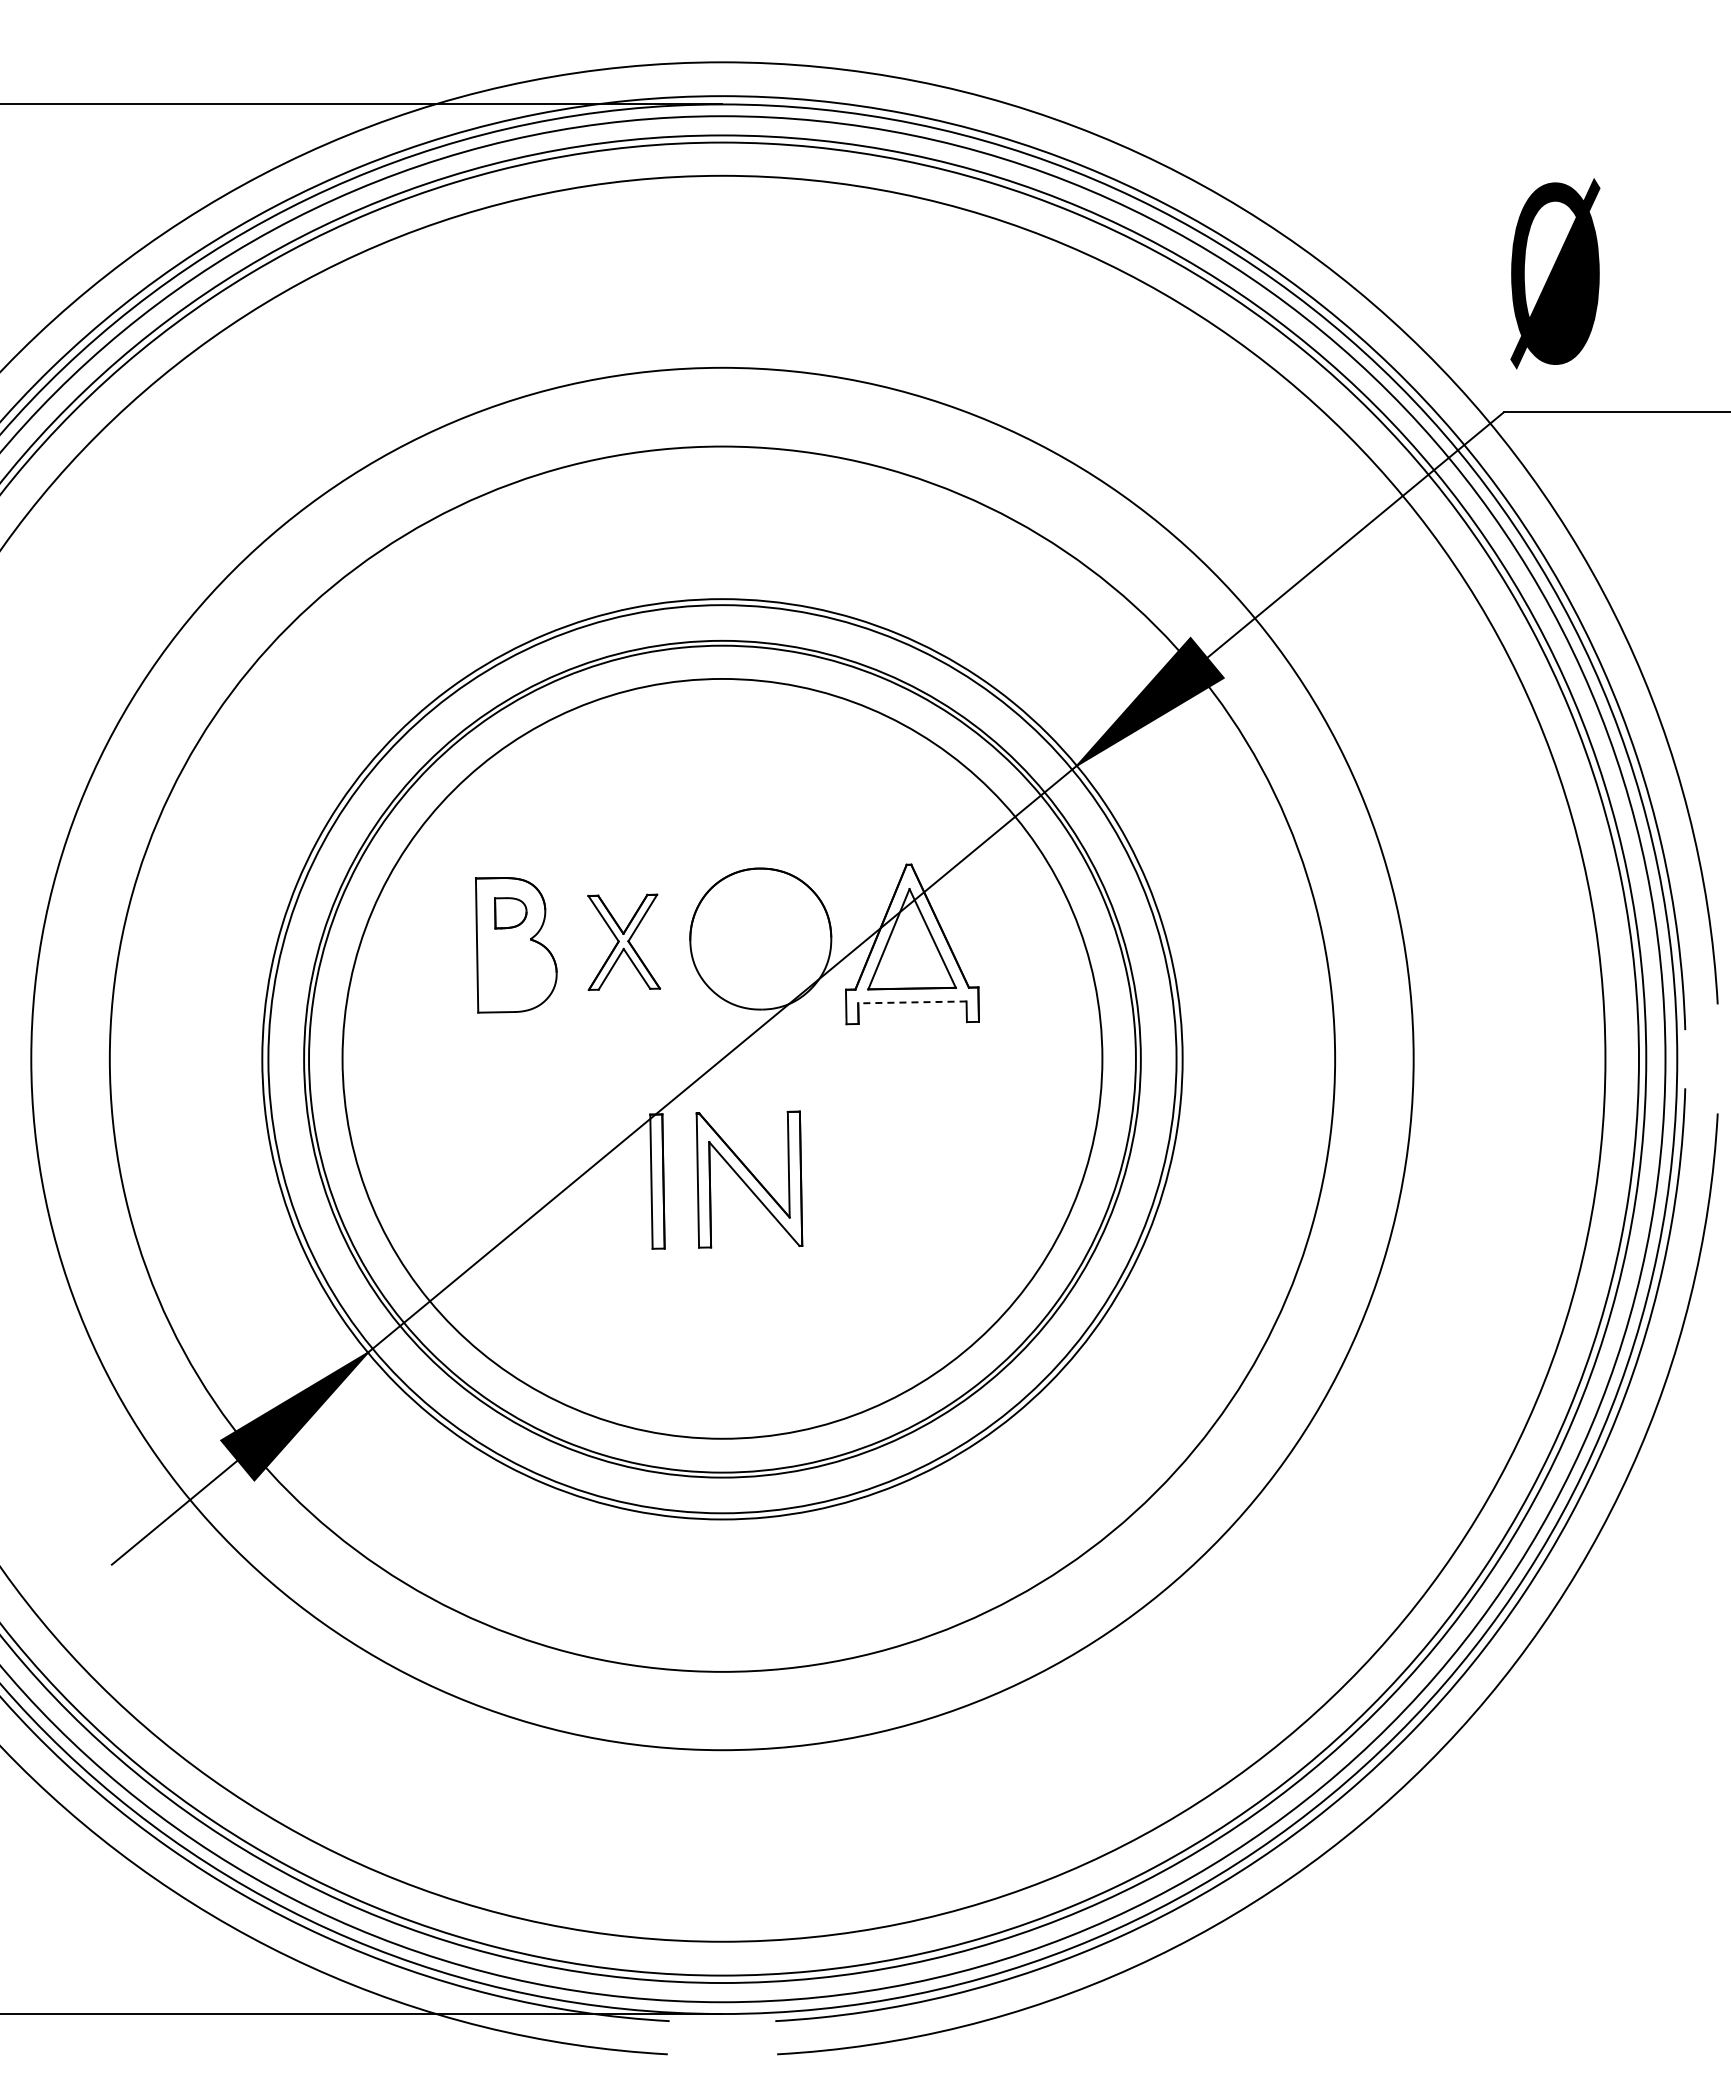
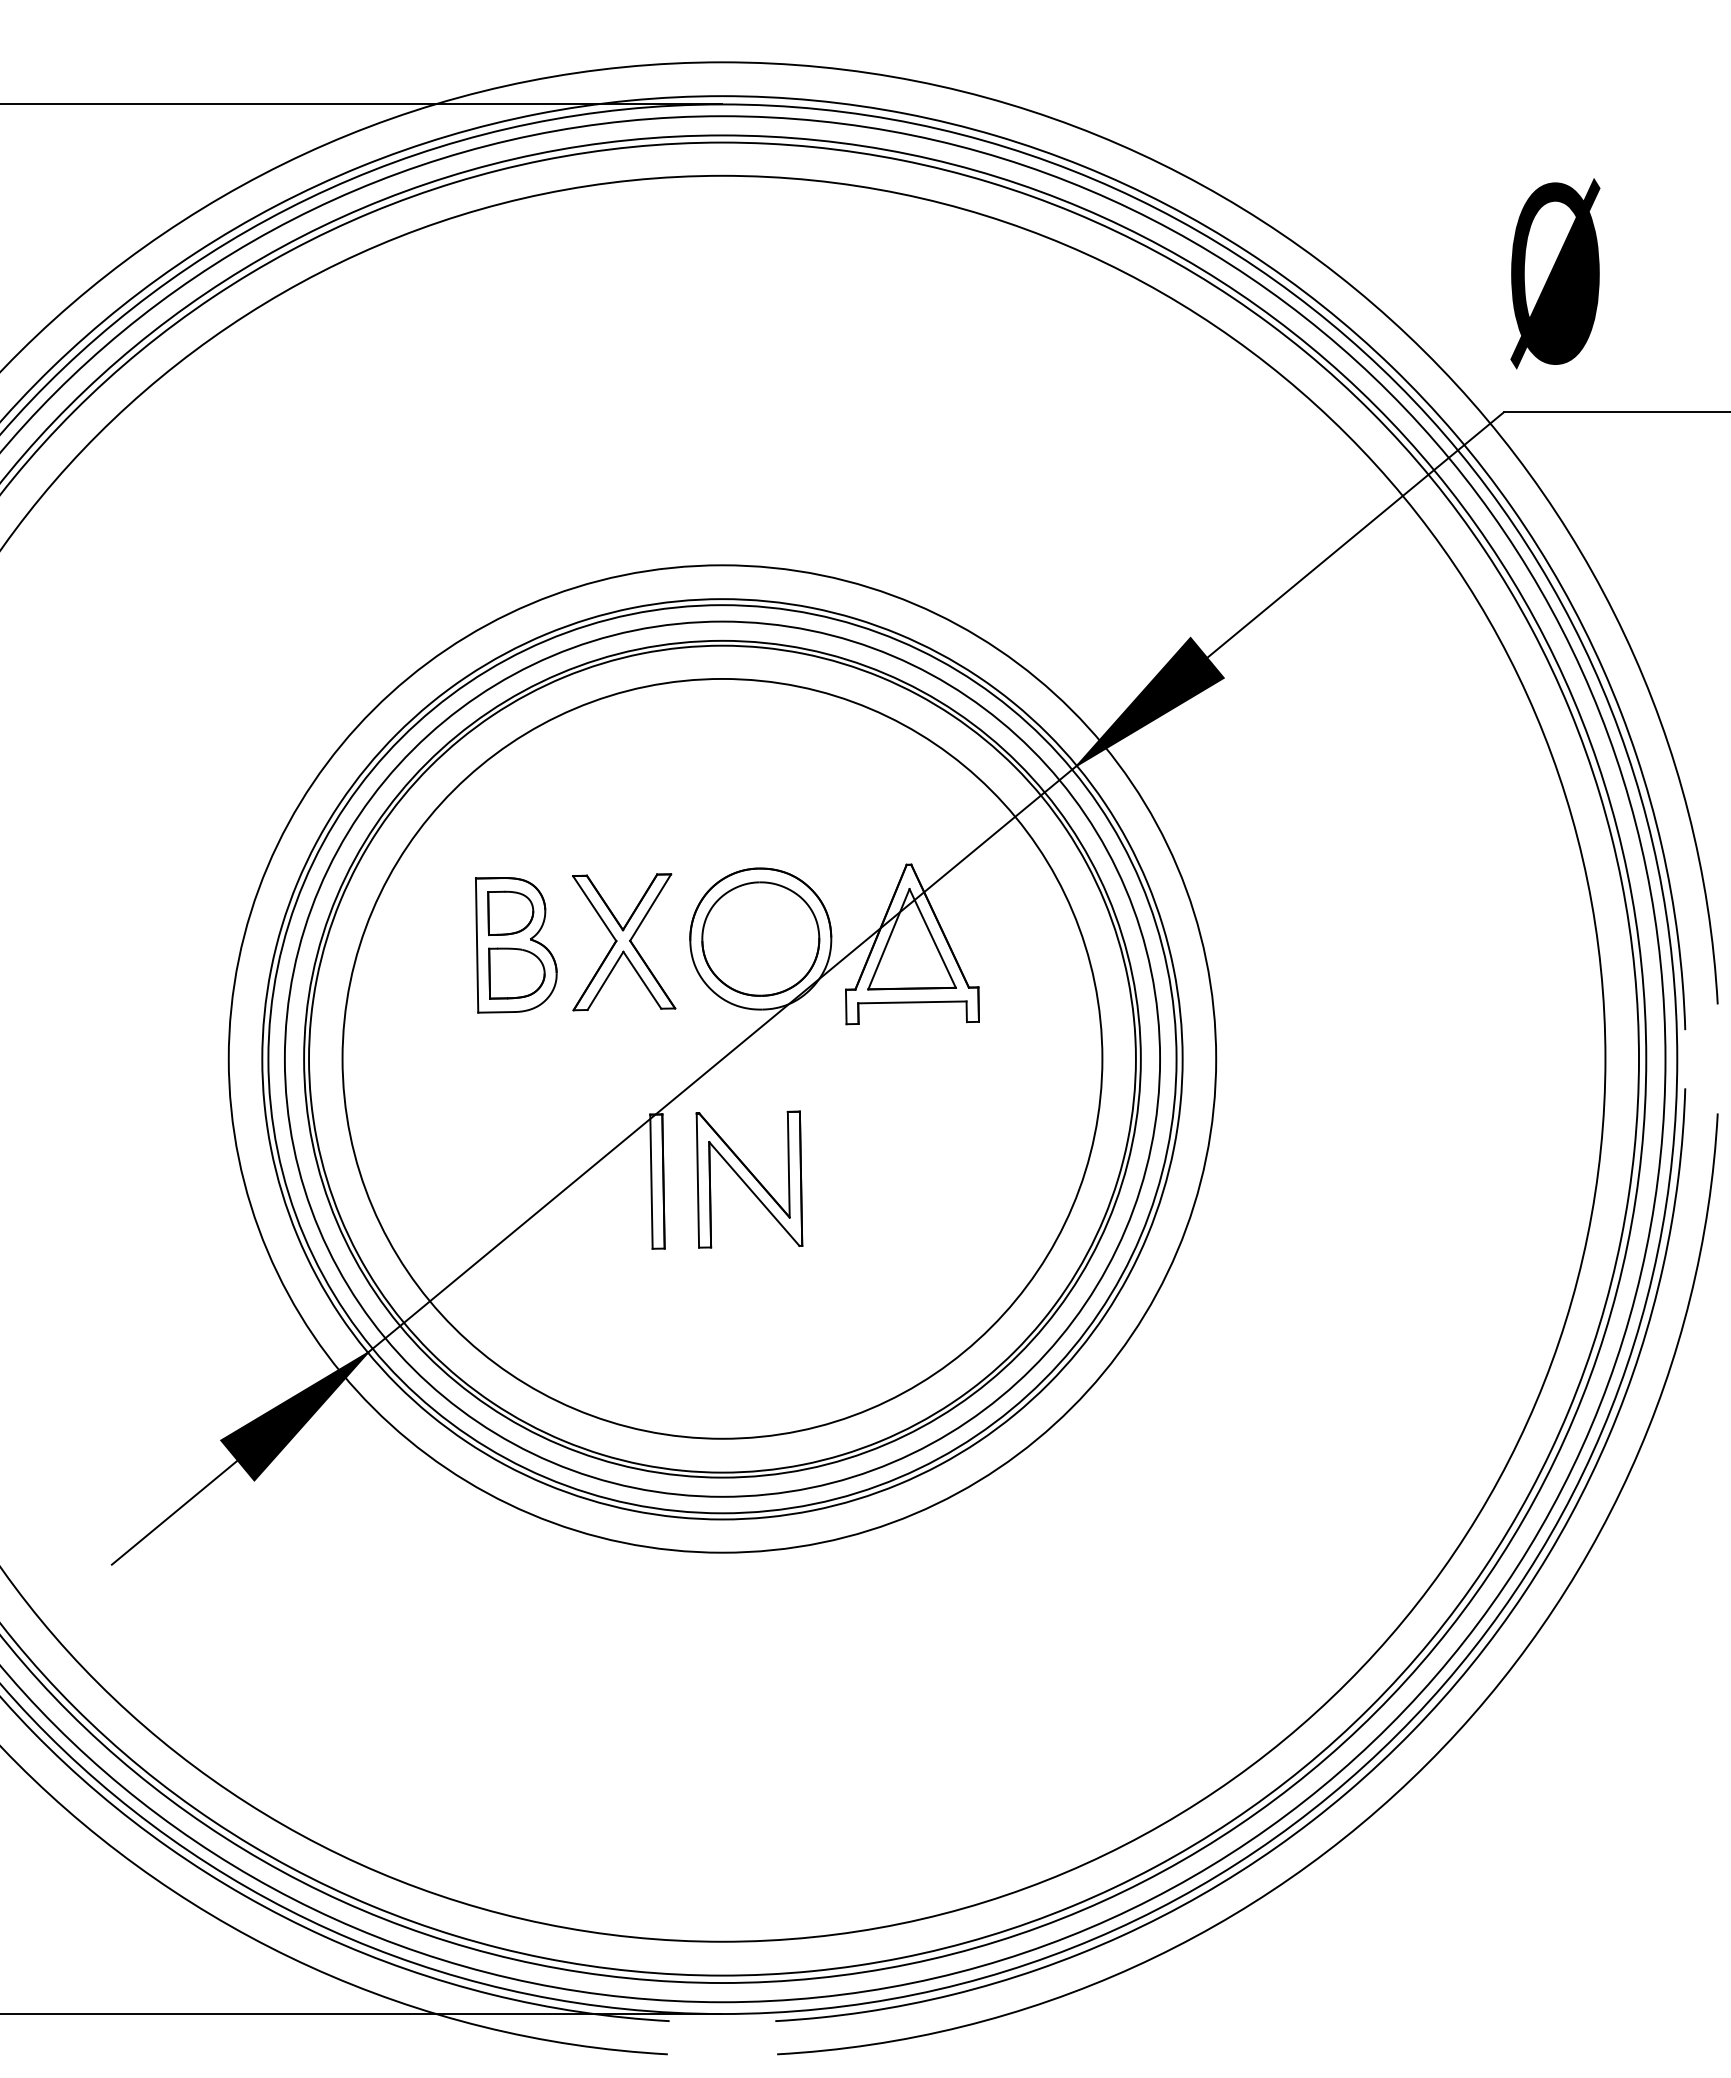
part size: 34x33 px -> 48x46 px (510, 912)
part: none -> present (760, 938)
part size: 75x98 px -> 105x139 px (624, 942)
part: none -> present (516, 973)
line: dashed -> solid (911, 1002)
circle diameter: 1225 px -> 875 px (722, 1058)
circle diameter: 1382 px -> 987 px (722, 1058)
